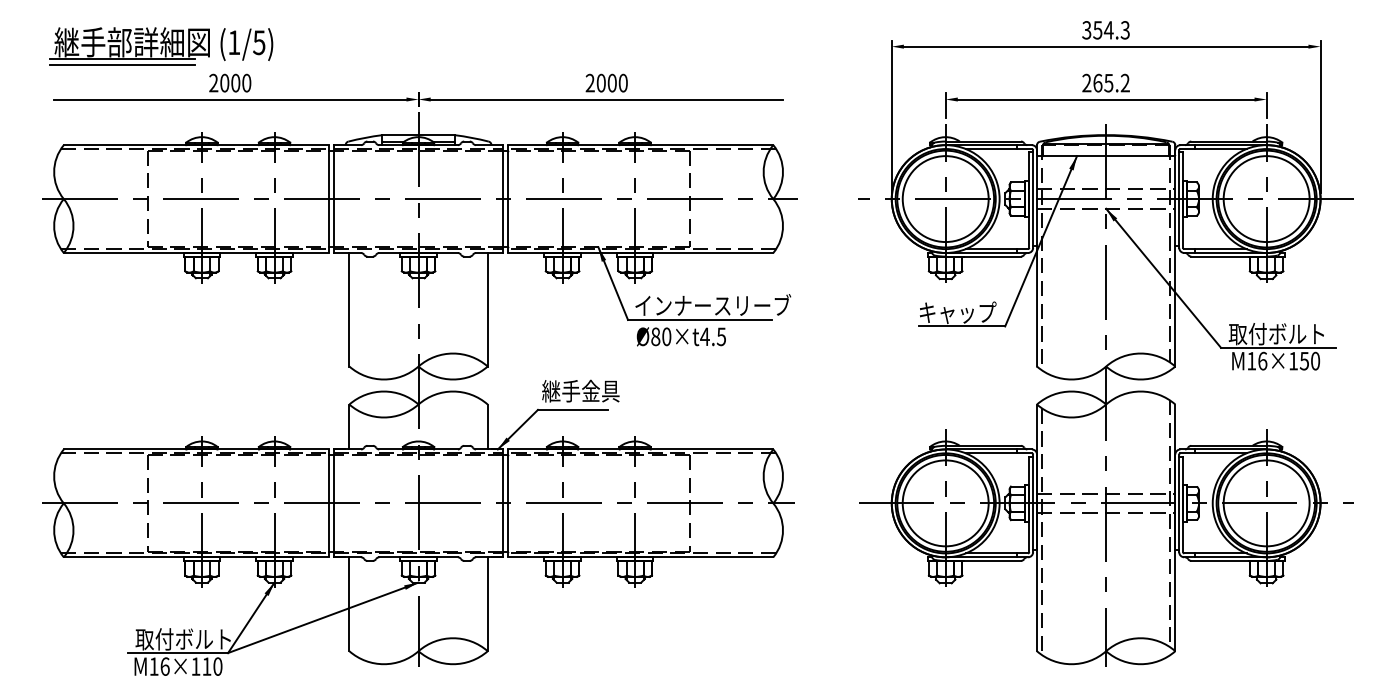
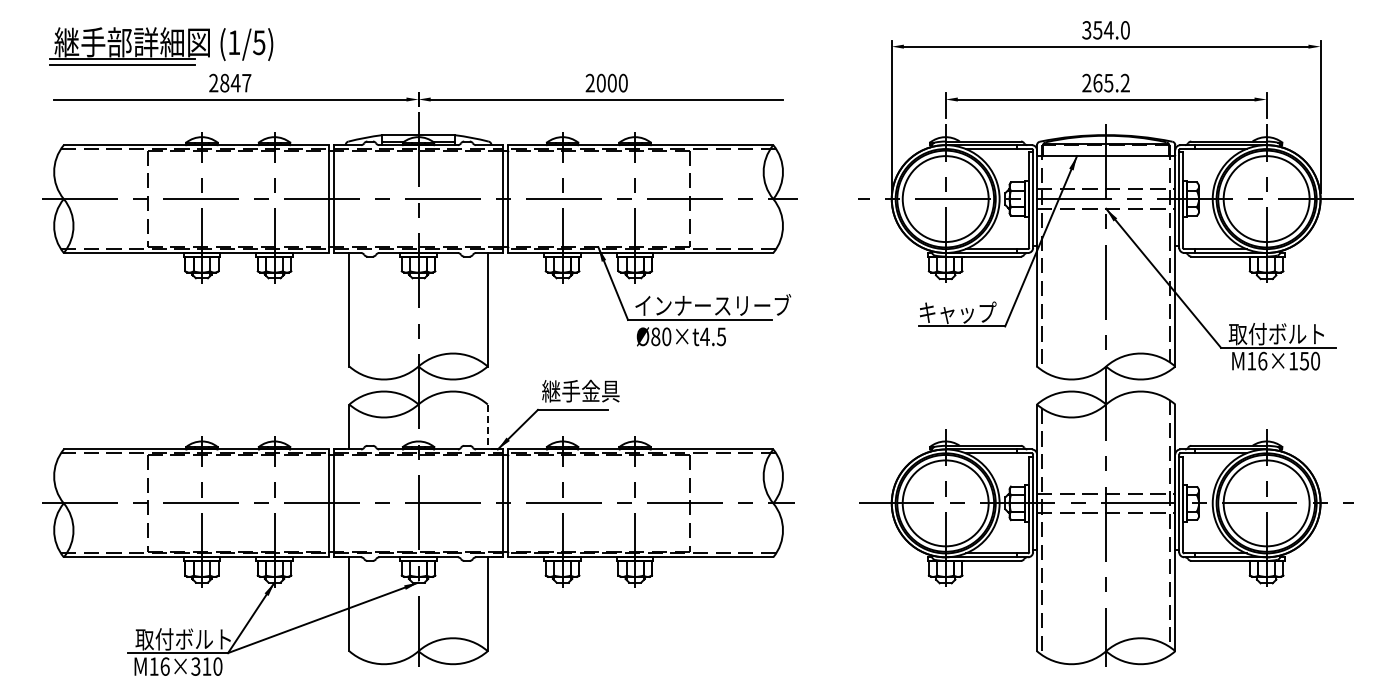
text: 354.3 -> 354.0 (1124, 30)
text: 2000 -> 2847 (235, 82)
line: solid -> dashed (487, 427)
text: M16×110 -> M16×310 (195, 666)
